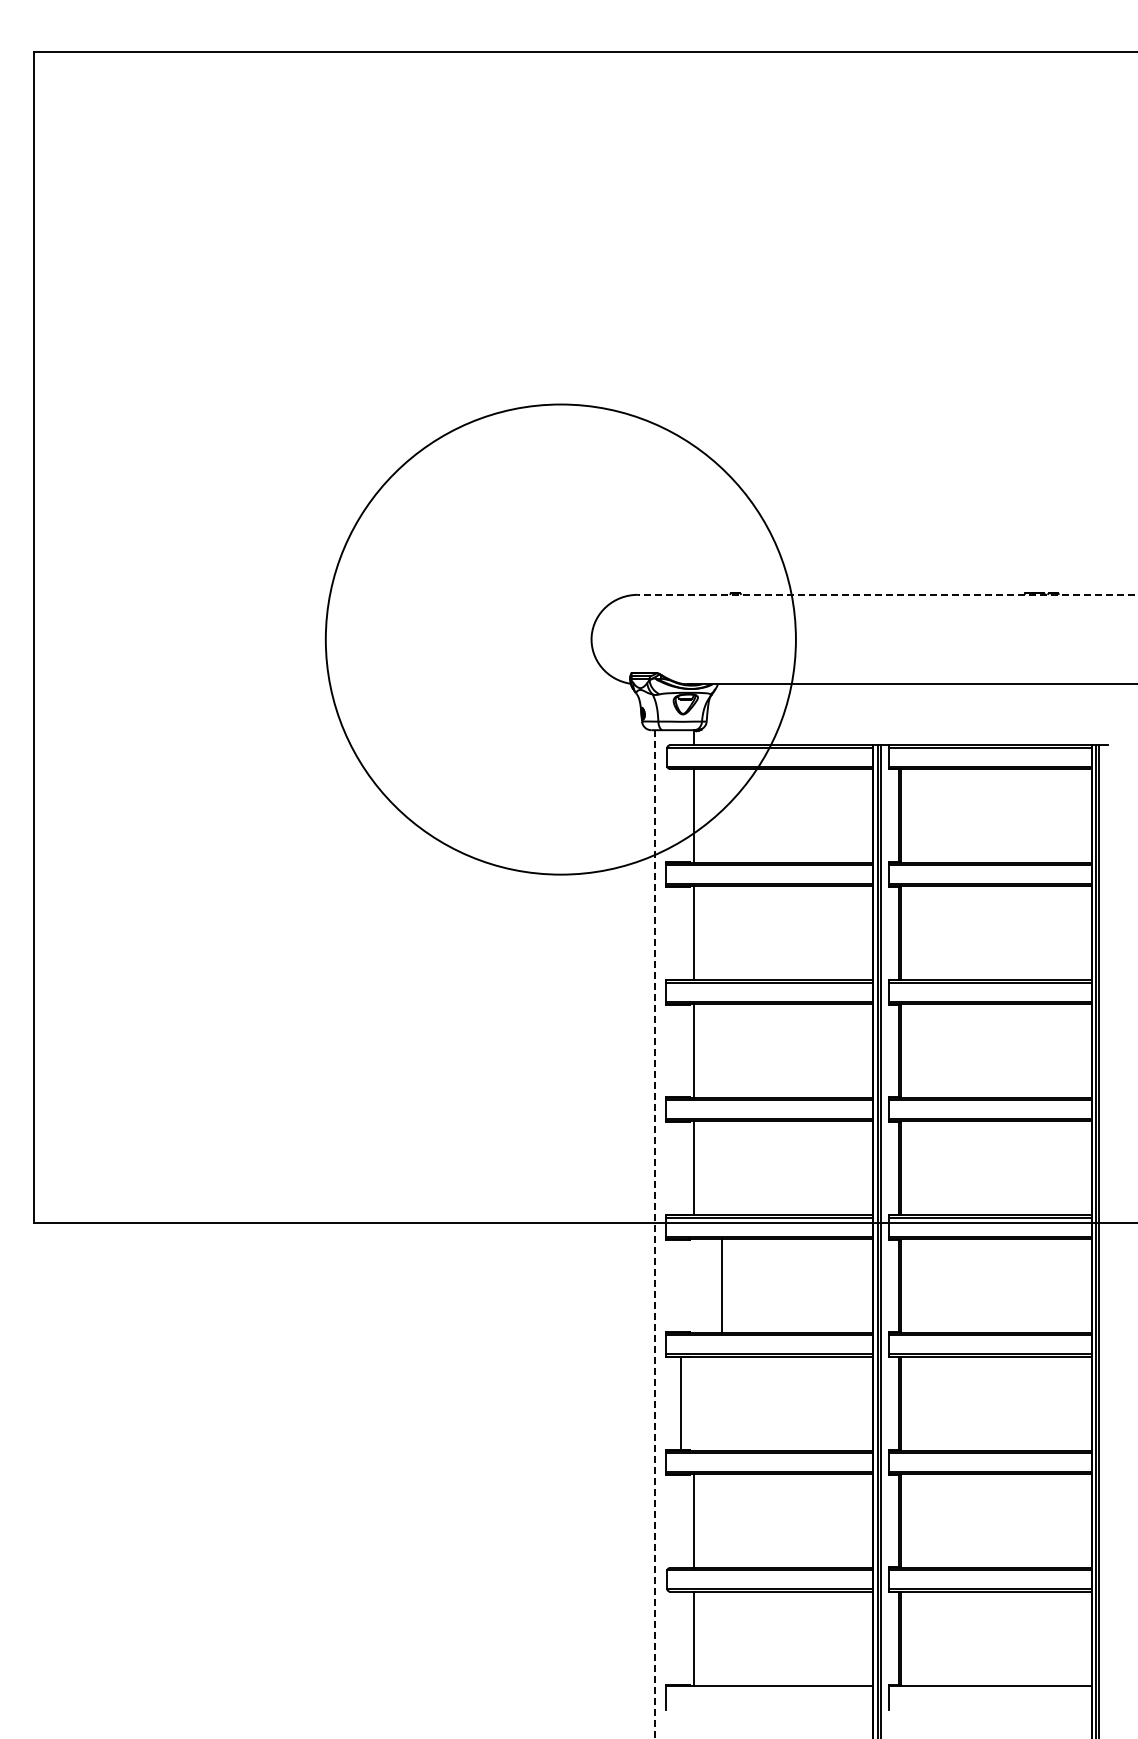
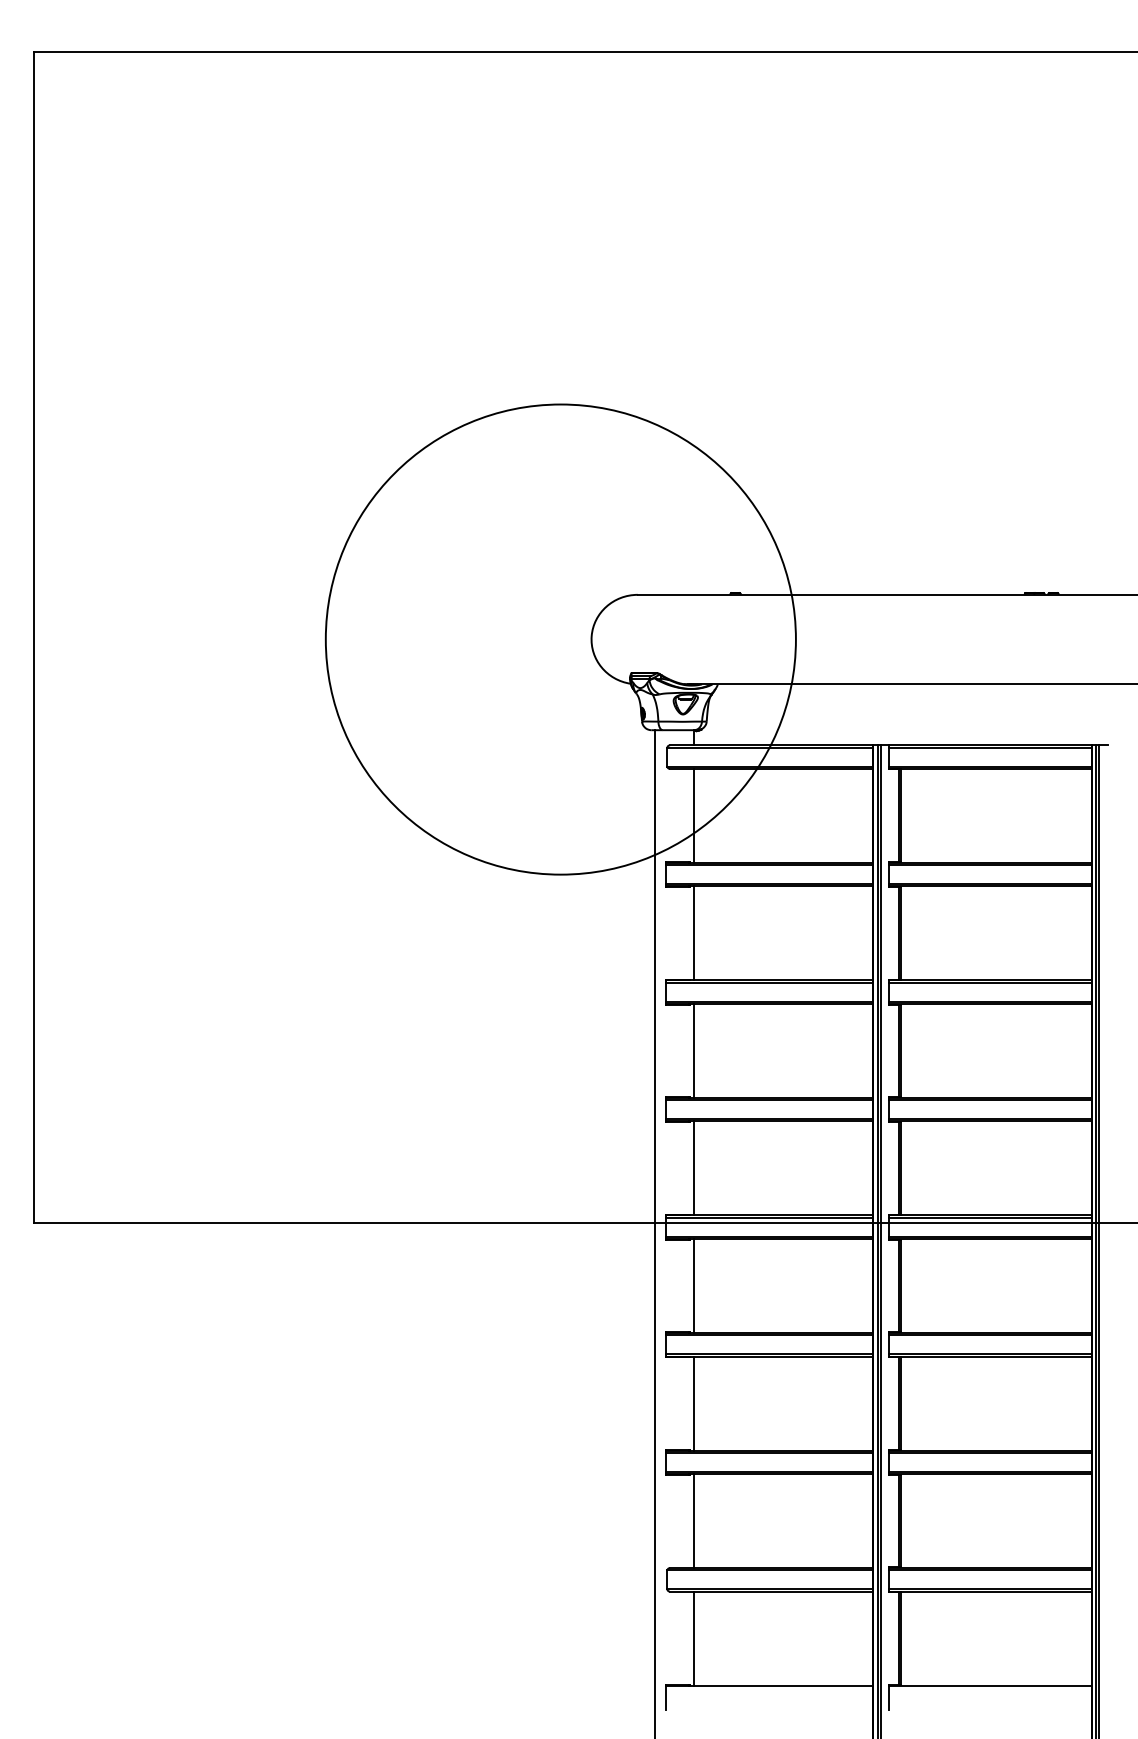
line: dashed -> solid (887, 594)
line: dashed -> solid (654, 1235)
line position: (722, 1285) -> (694, 1285) (694, 1285)
line position: (681, 1403) -> (694, 1403) (694, 1403)
